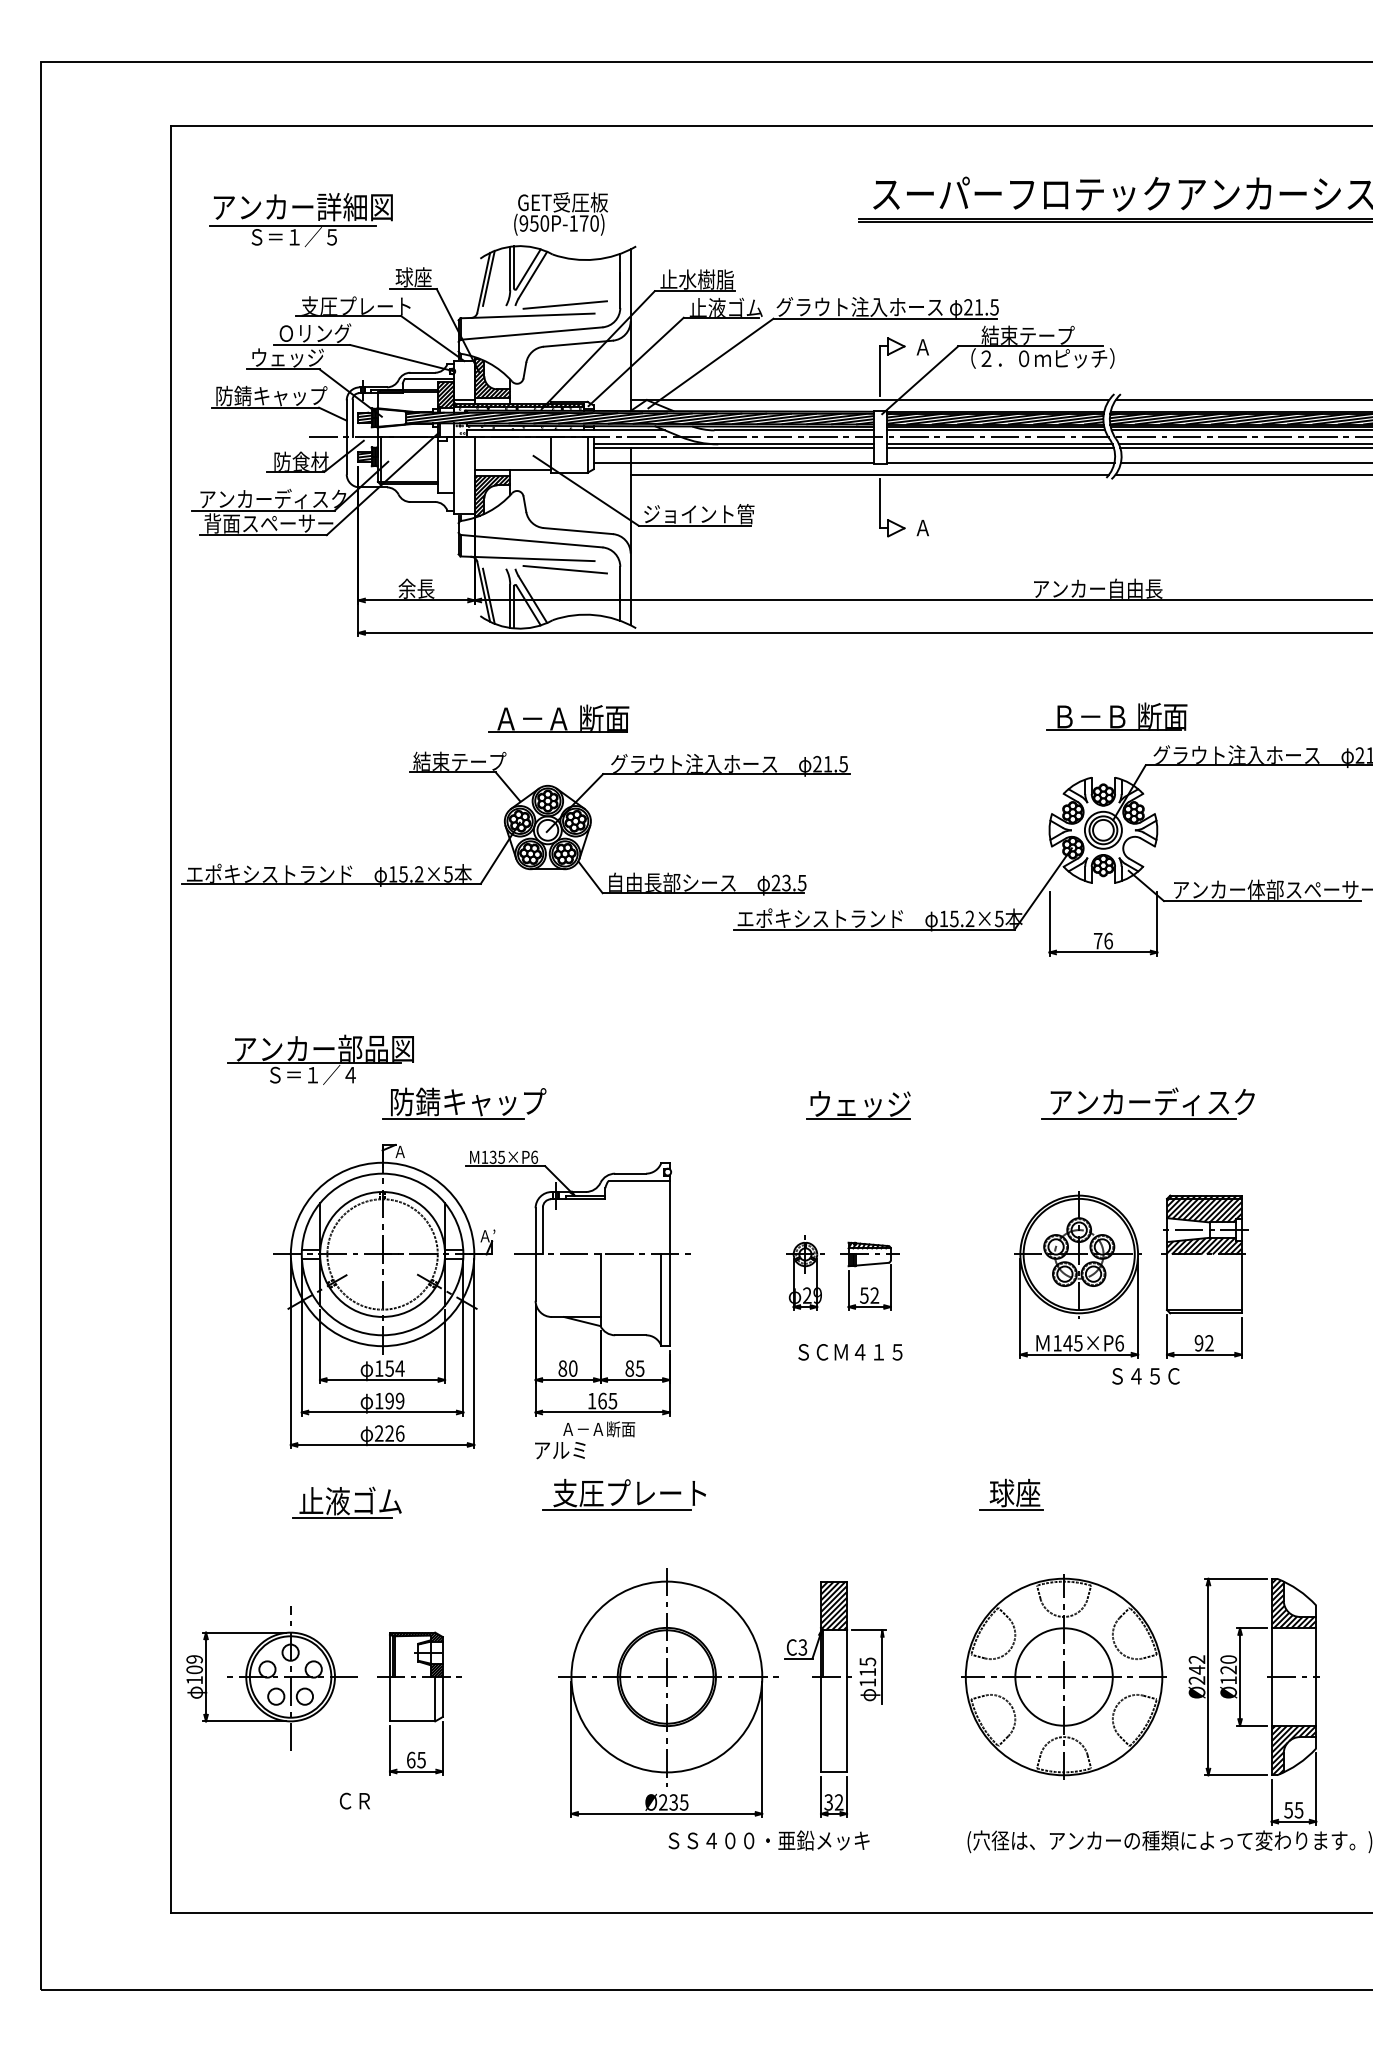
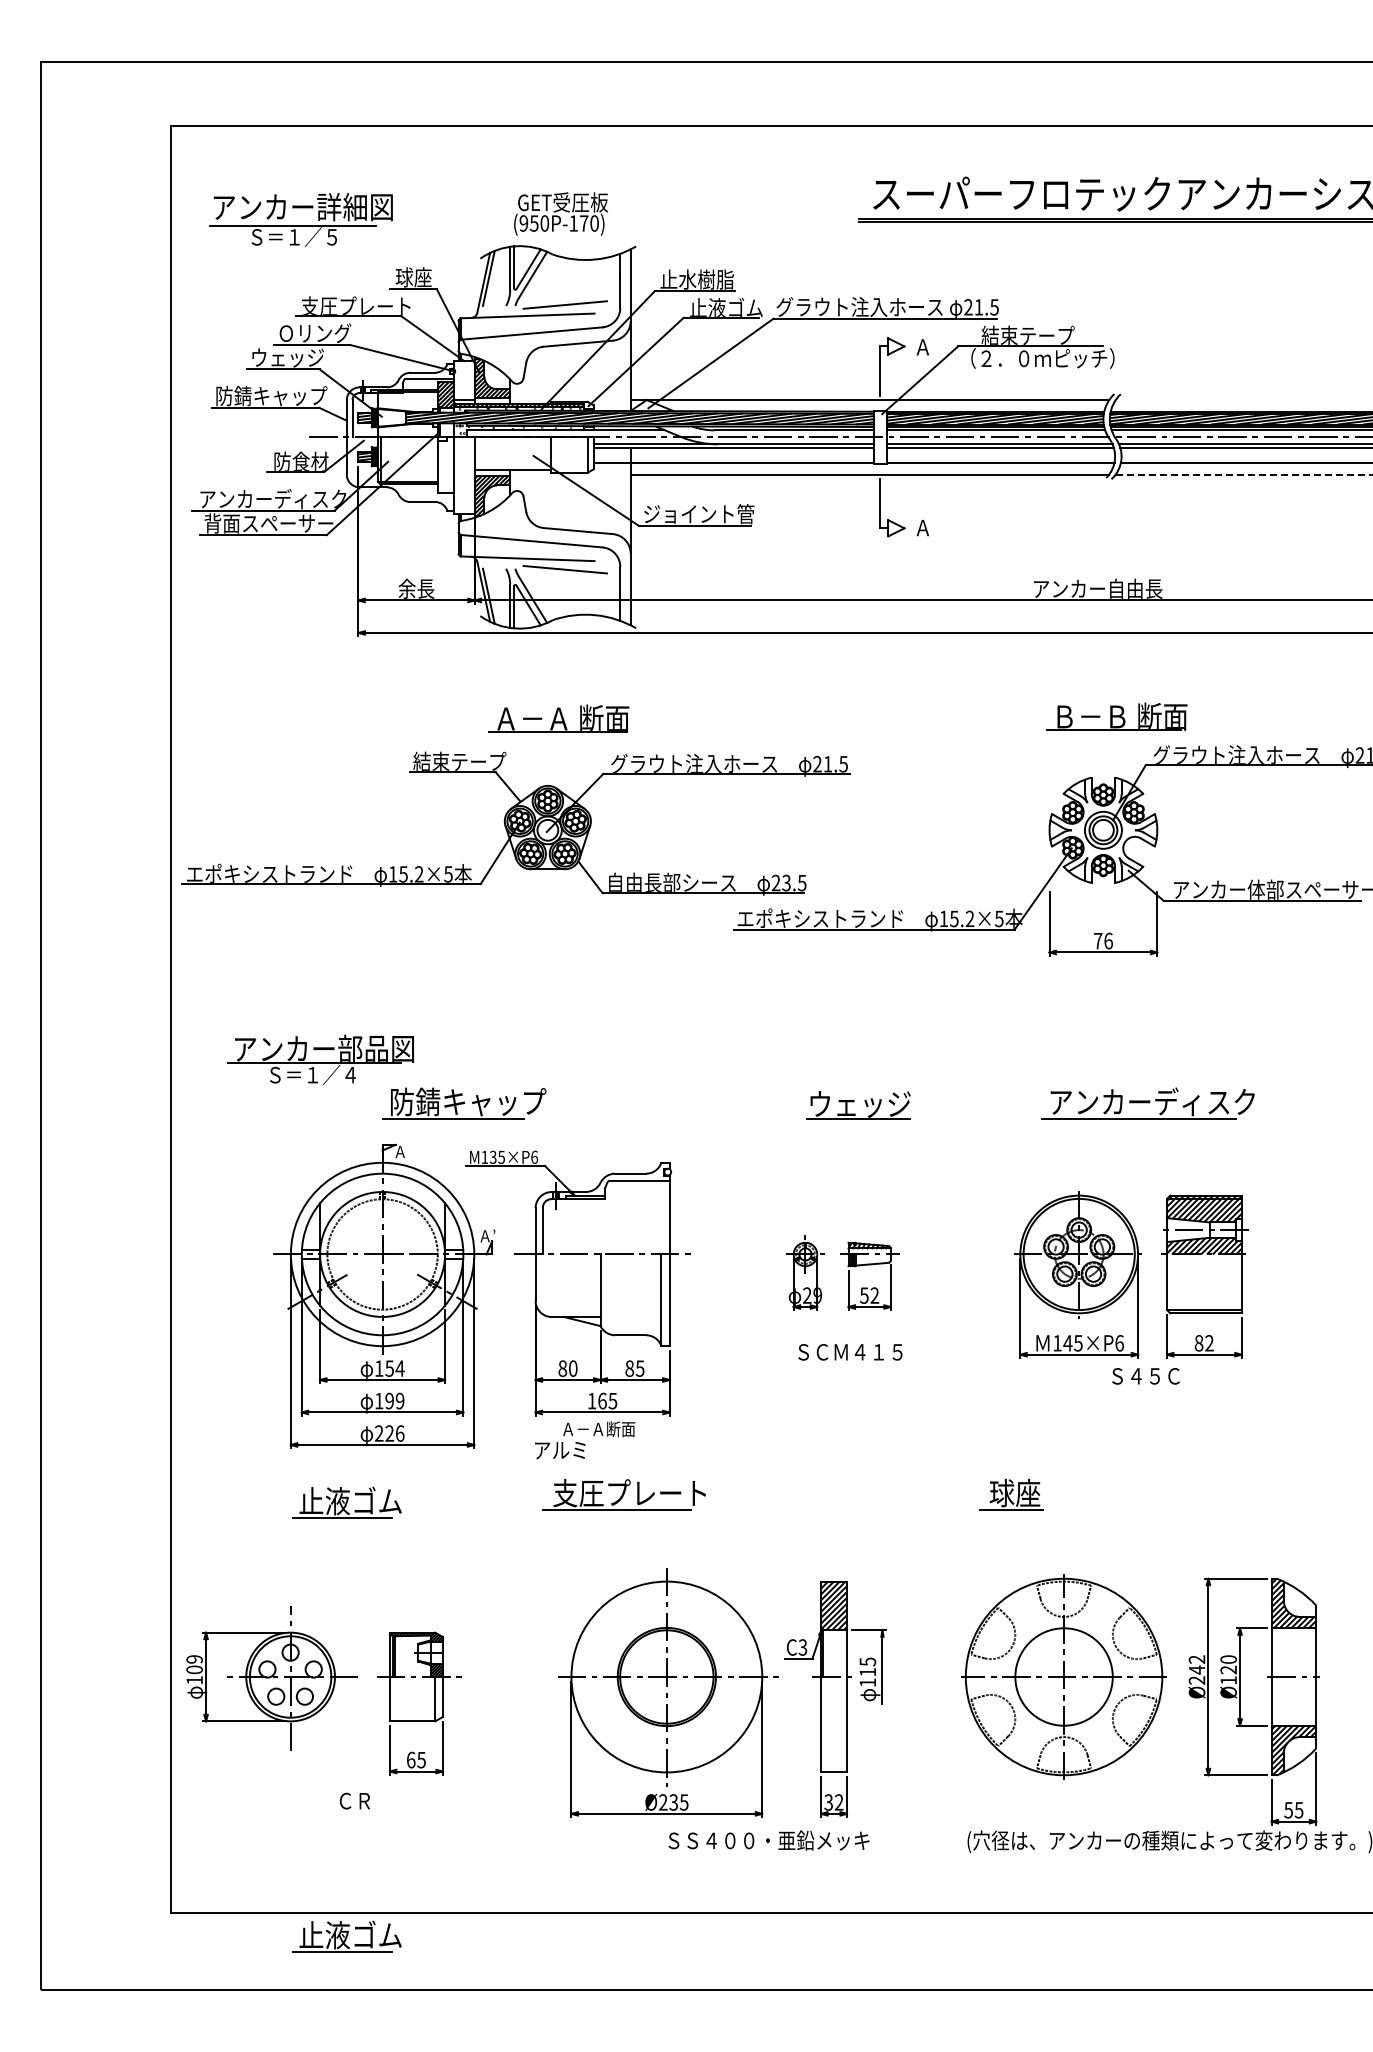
line: present -> none (1242, 400)
line: solid -> dashed (1244, 474)
text: 92 -> 82 (1198, 1343)
part: none -> present (346, 1936)
